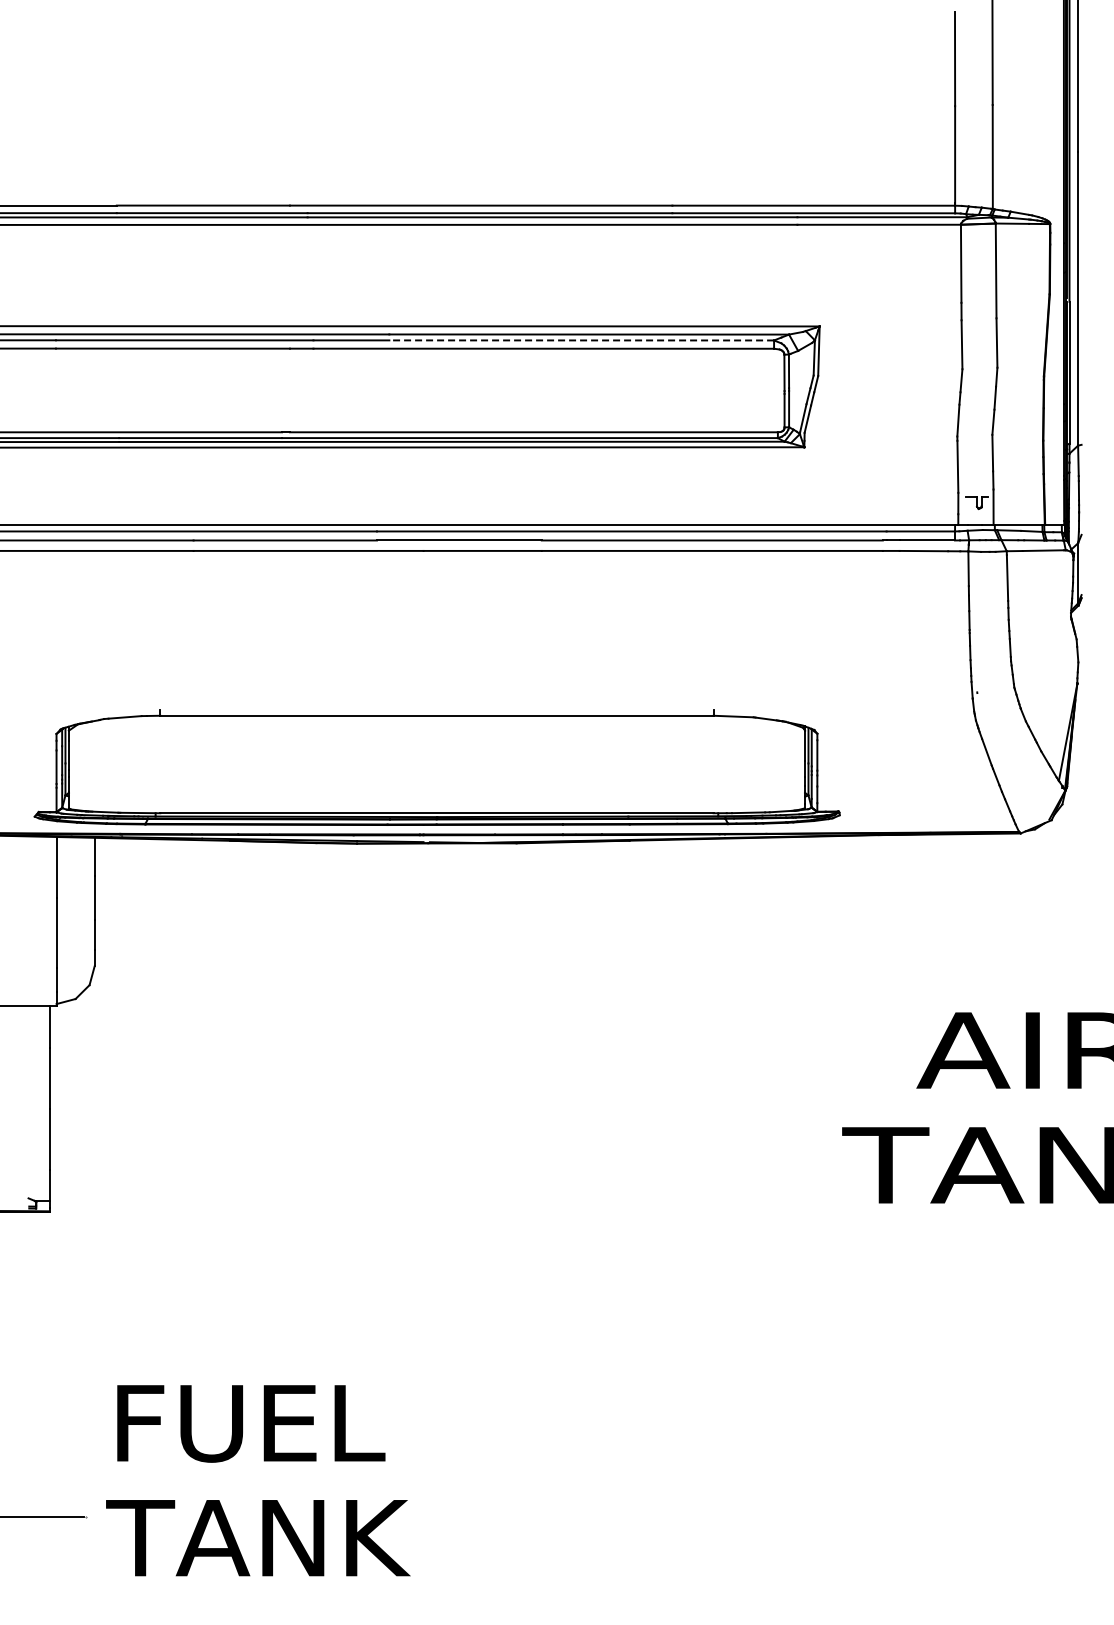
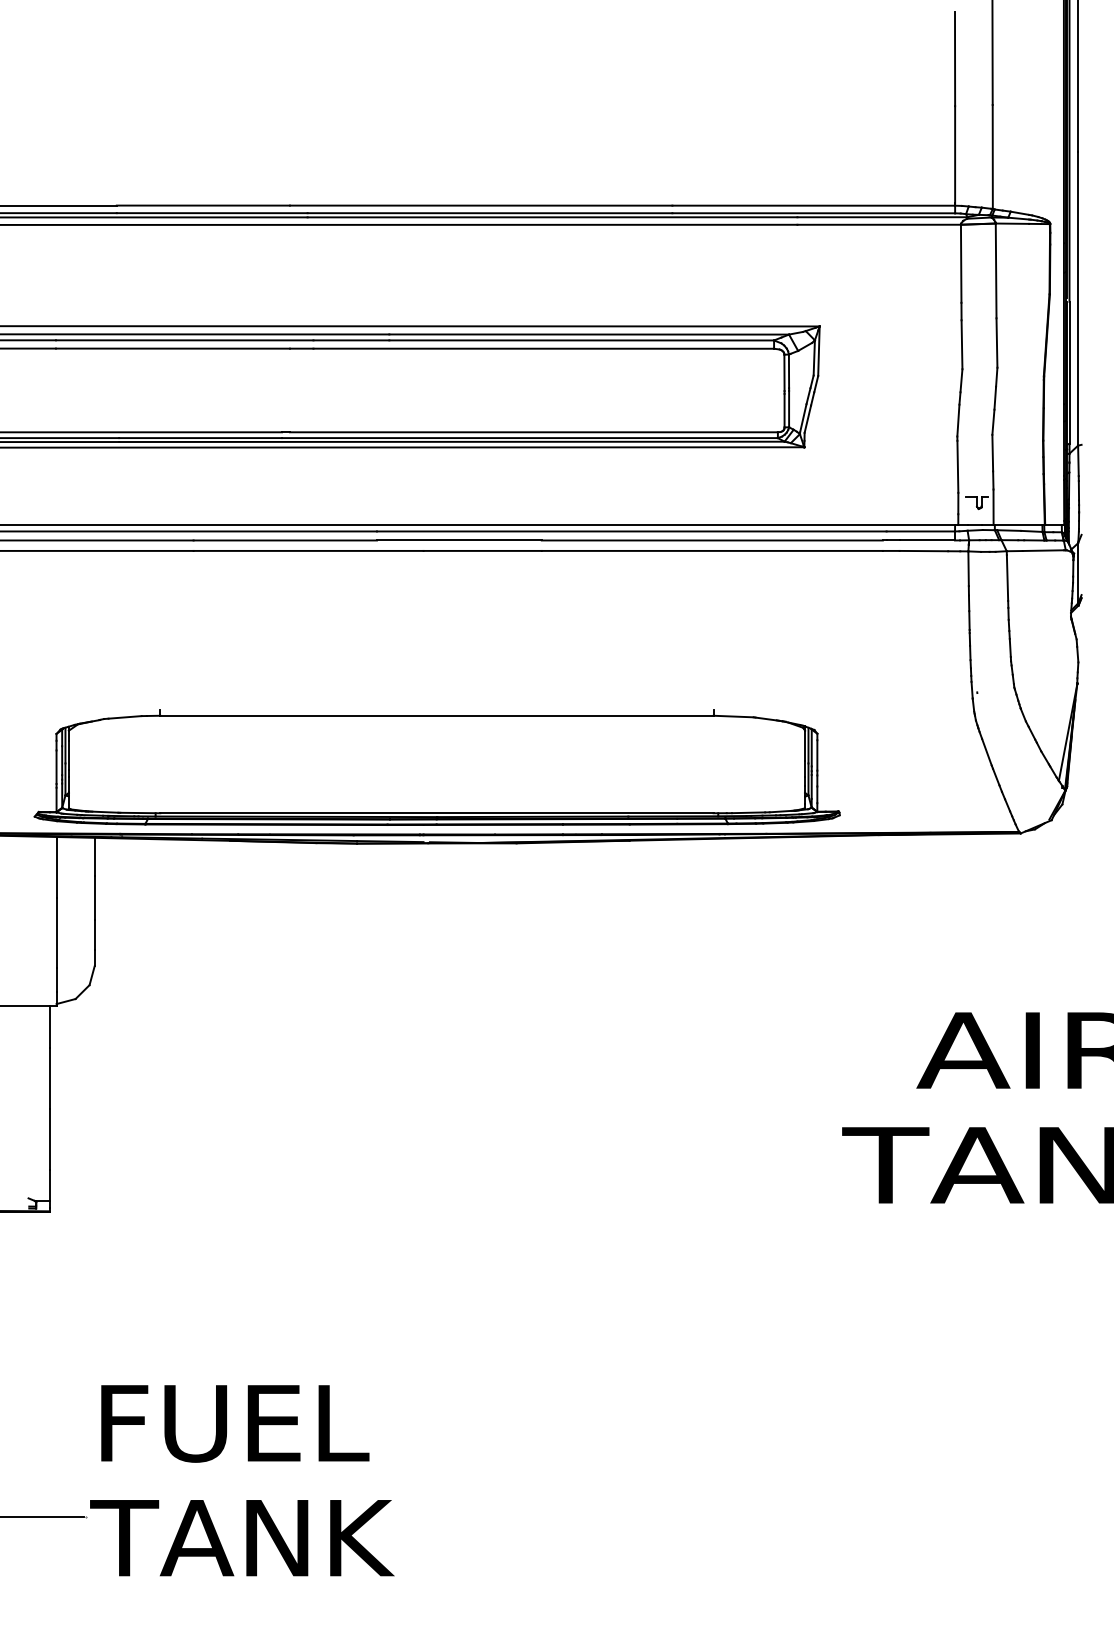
line: dashed -> solid (581, 340)
text position: (258, 1480) -> (242, 1480) (242, 1480)
